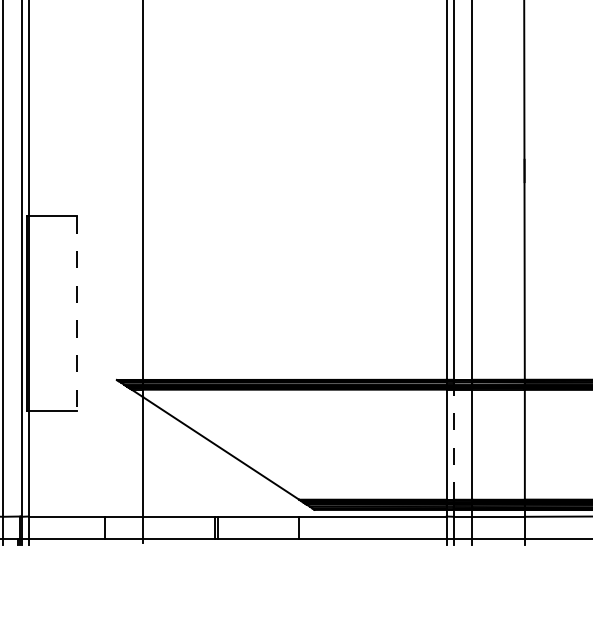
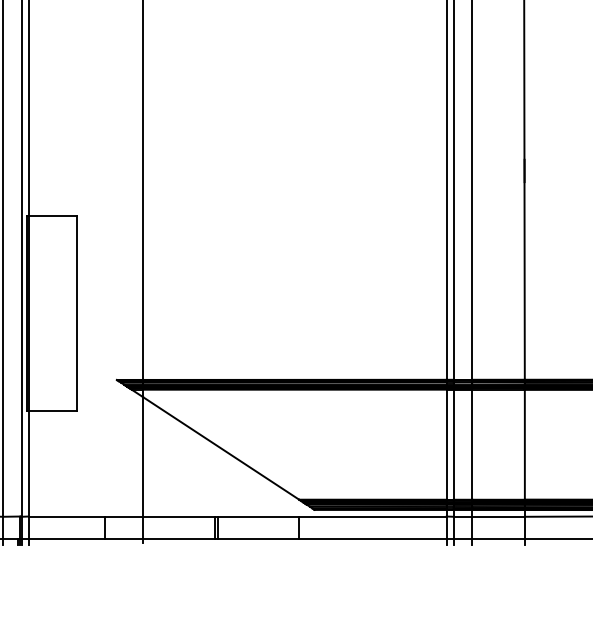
line: dashed -> solid (76, 313)
line: dashed -> solid (453, 444)
